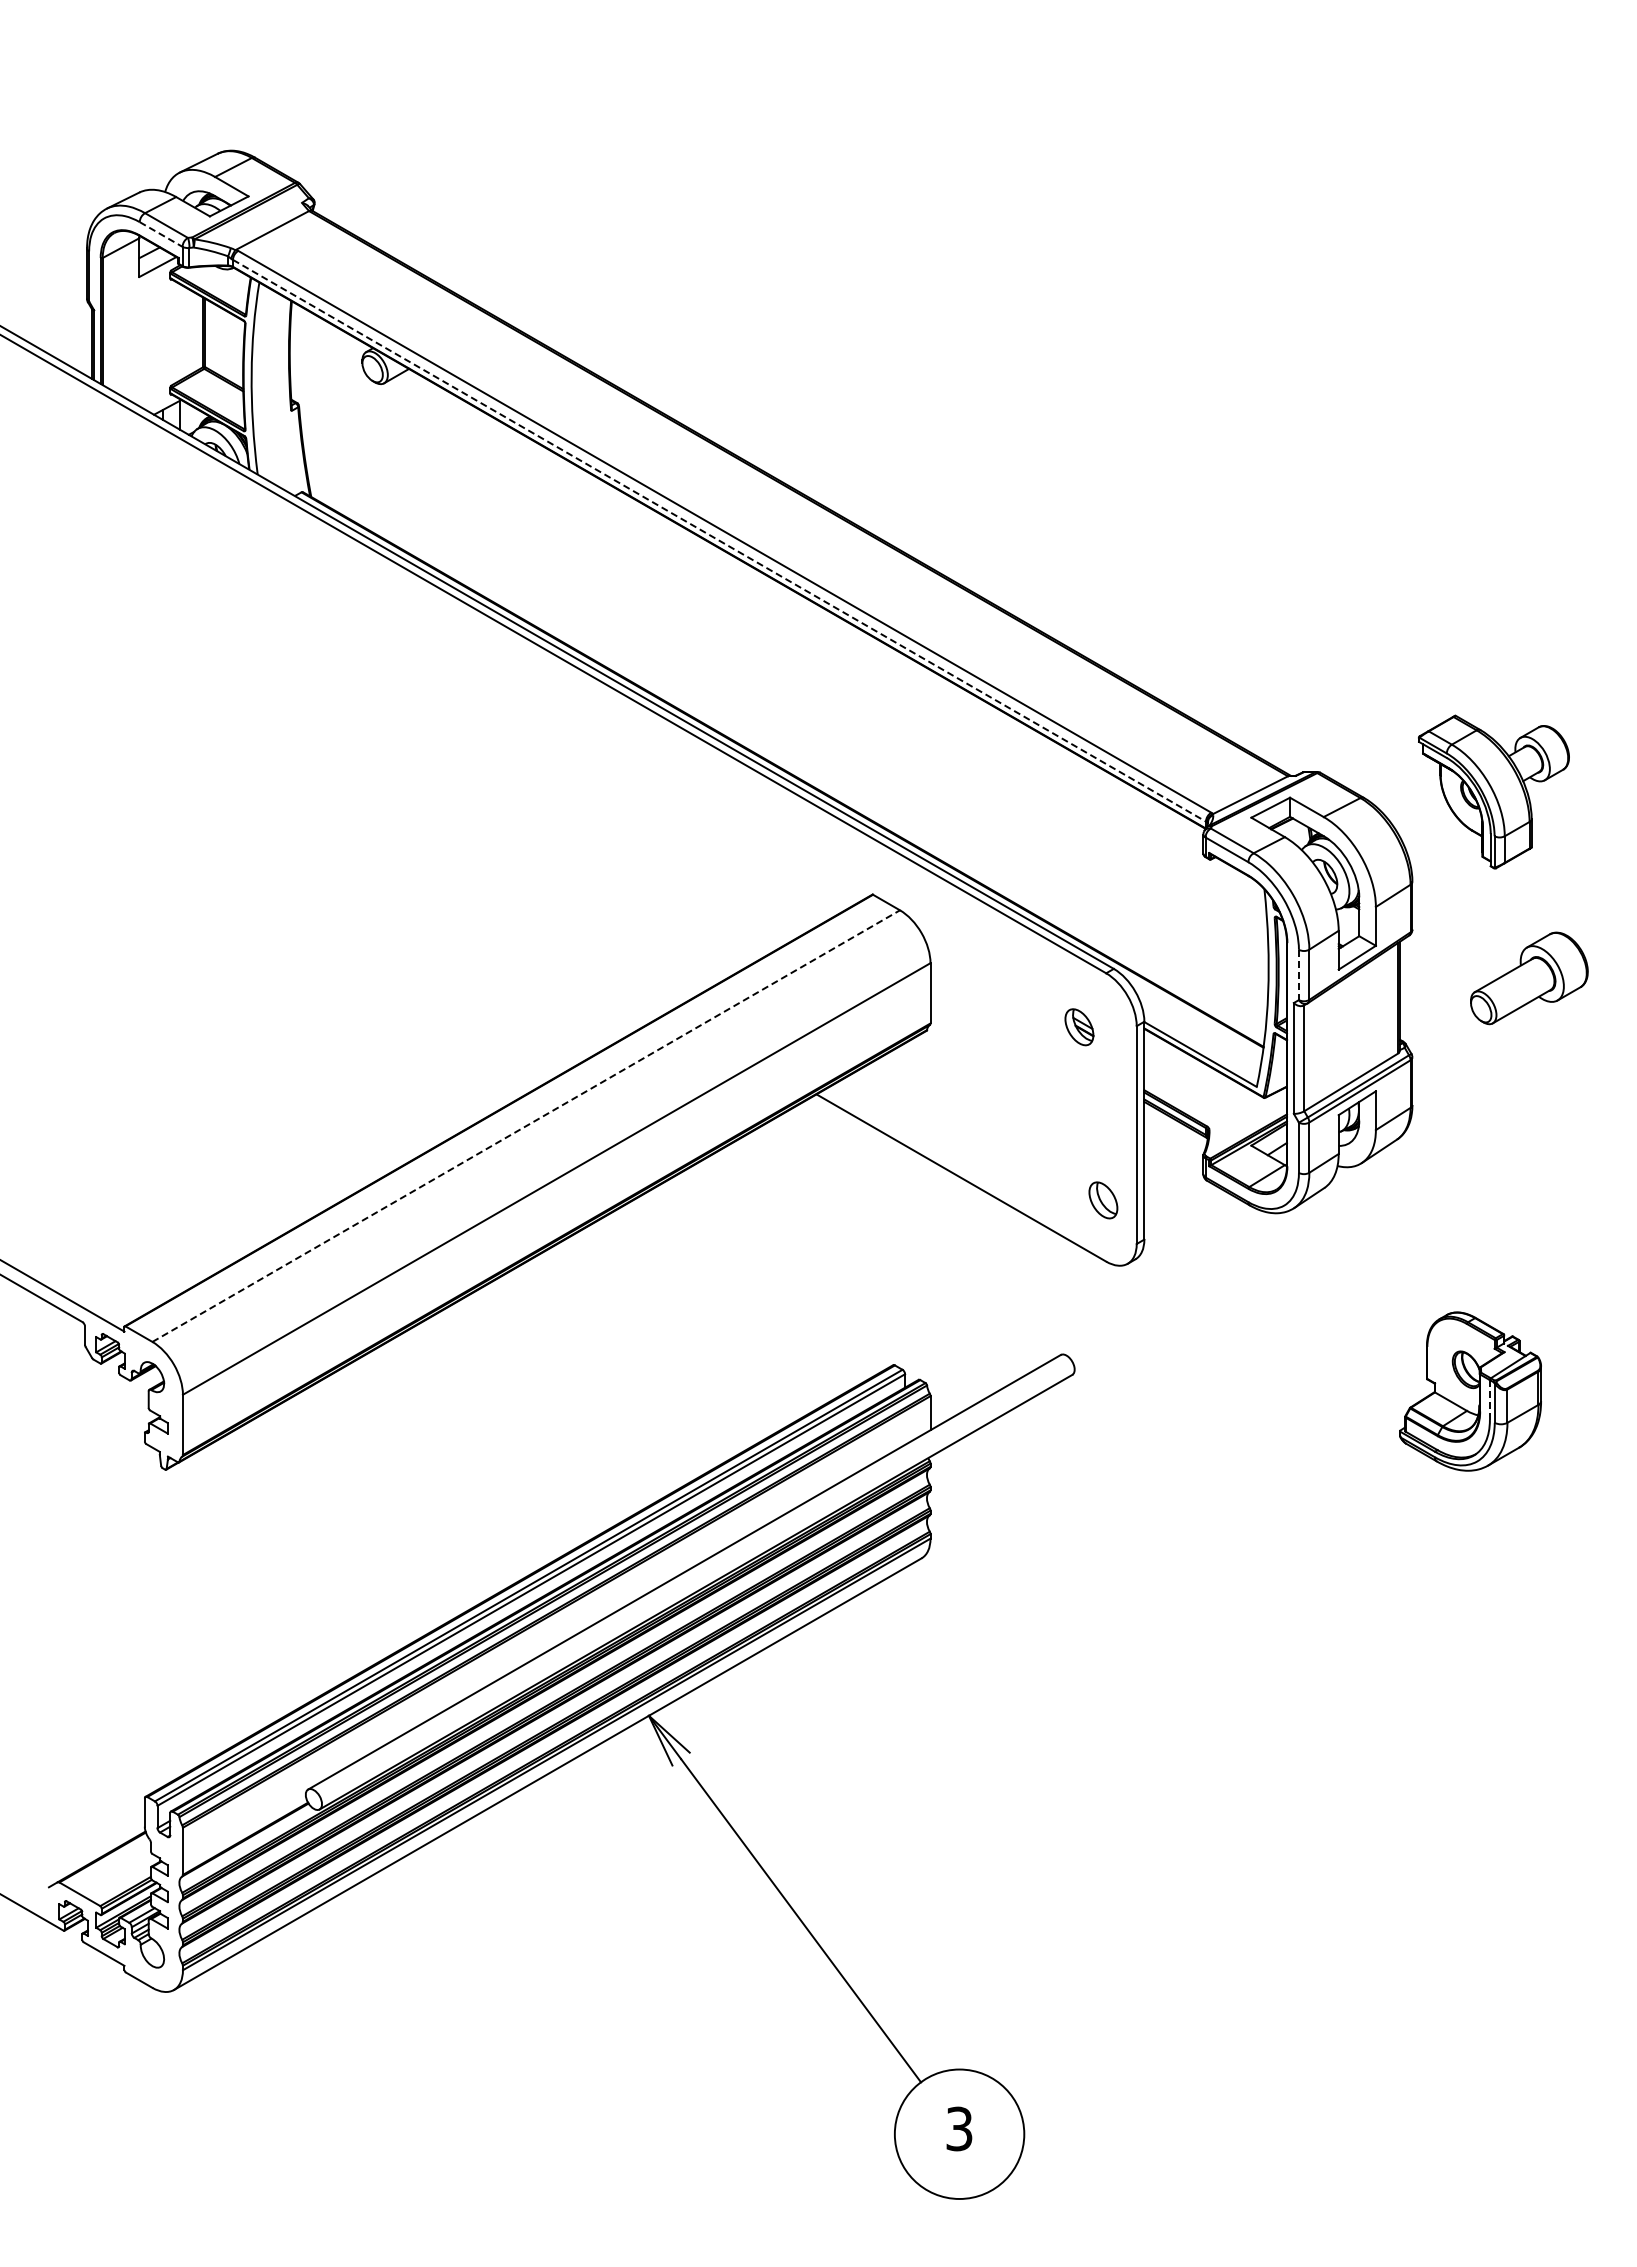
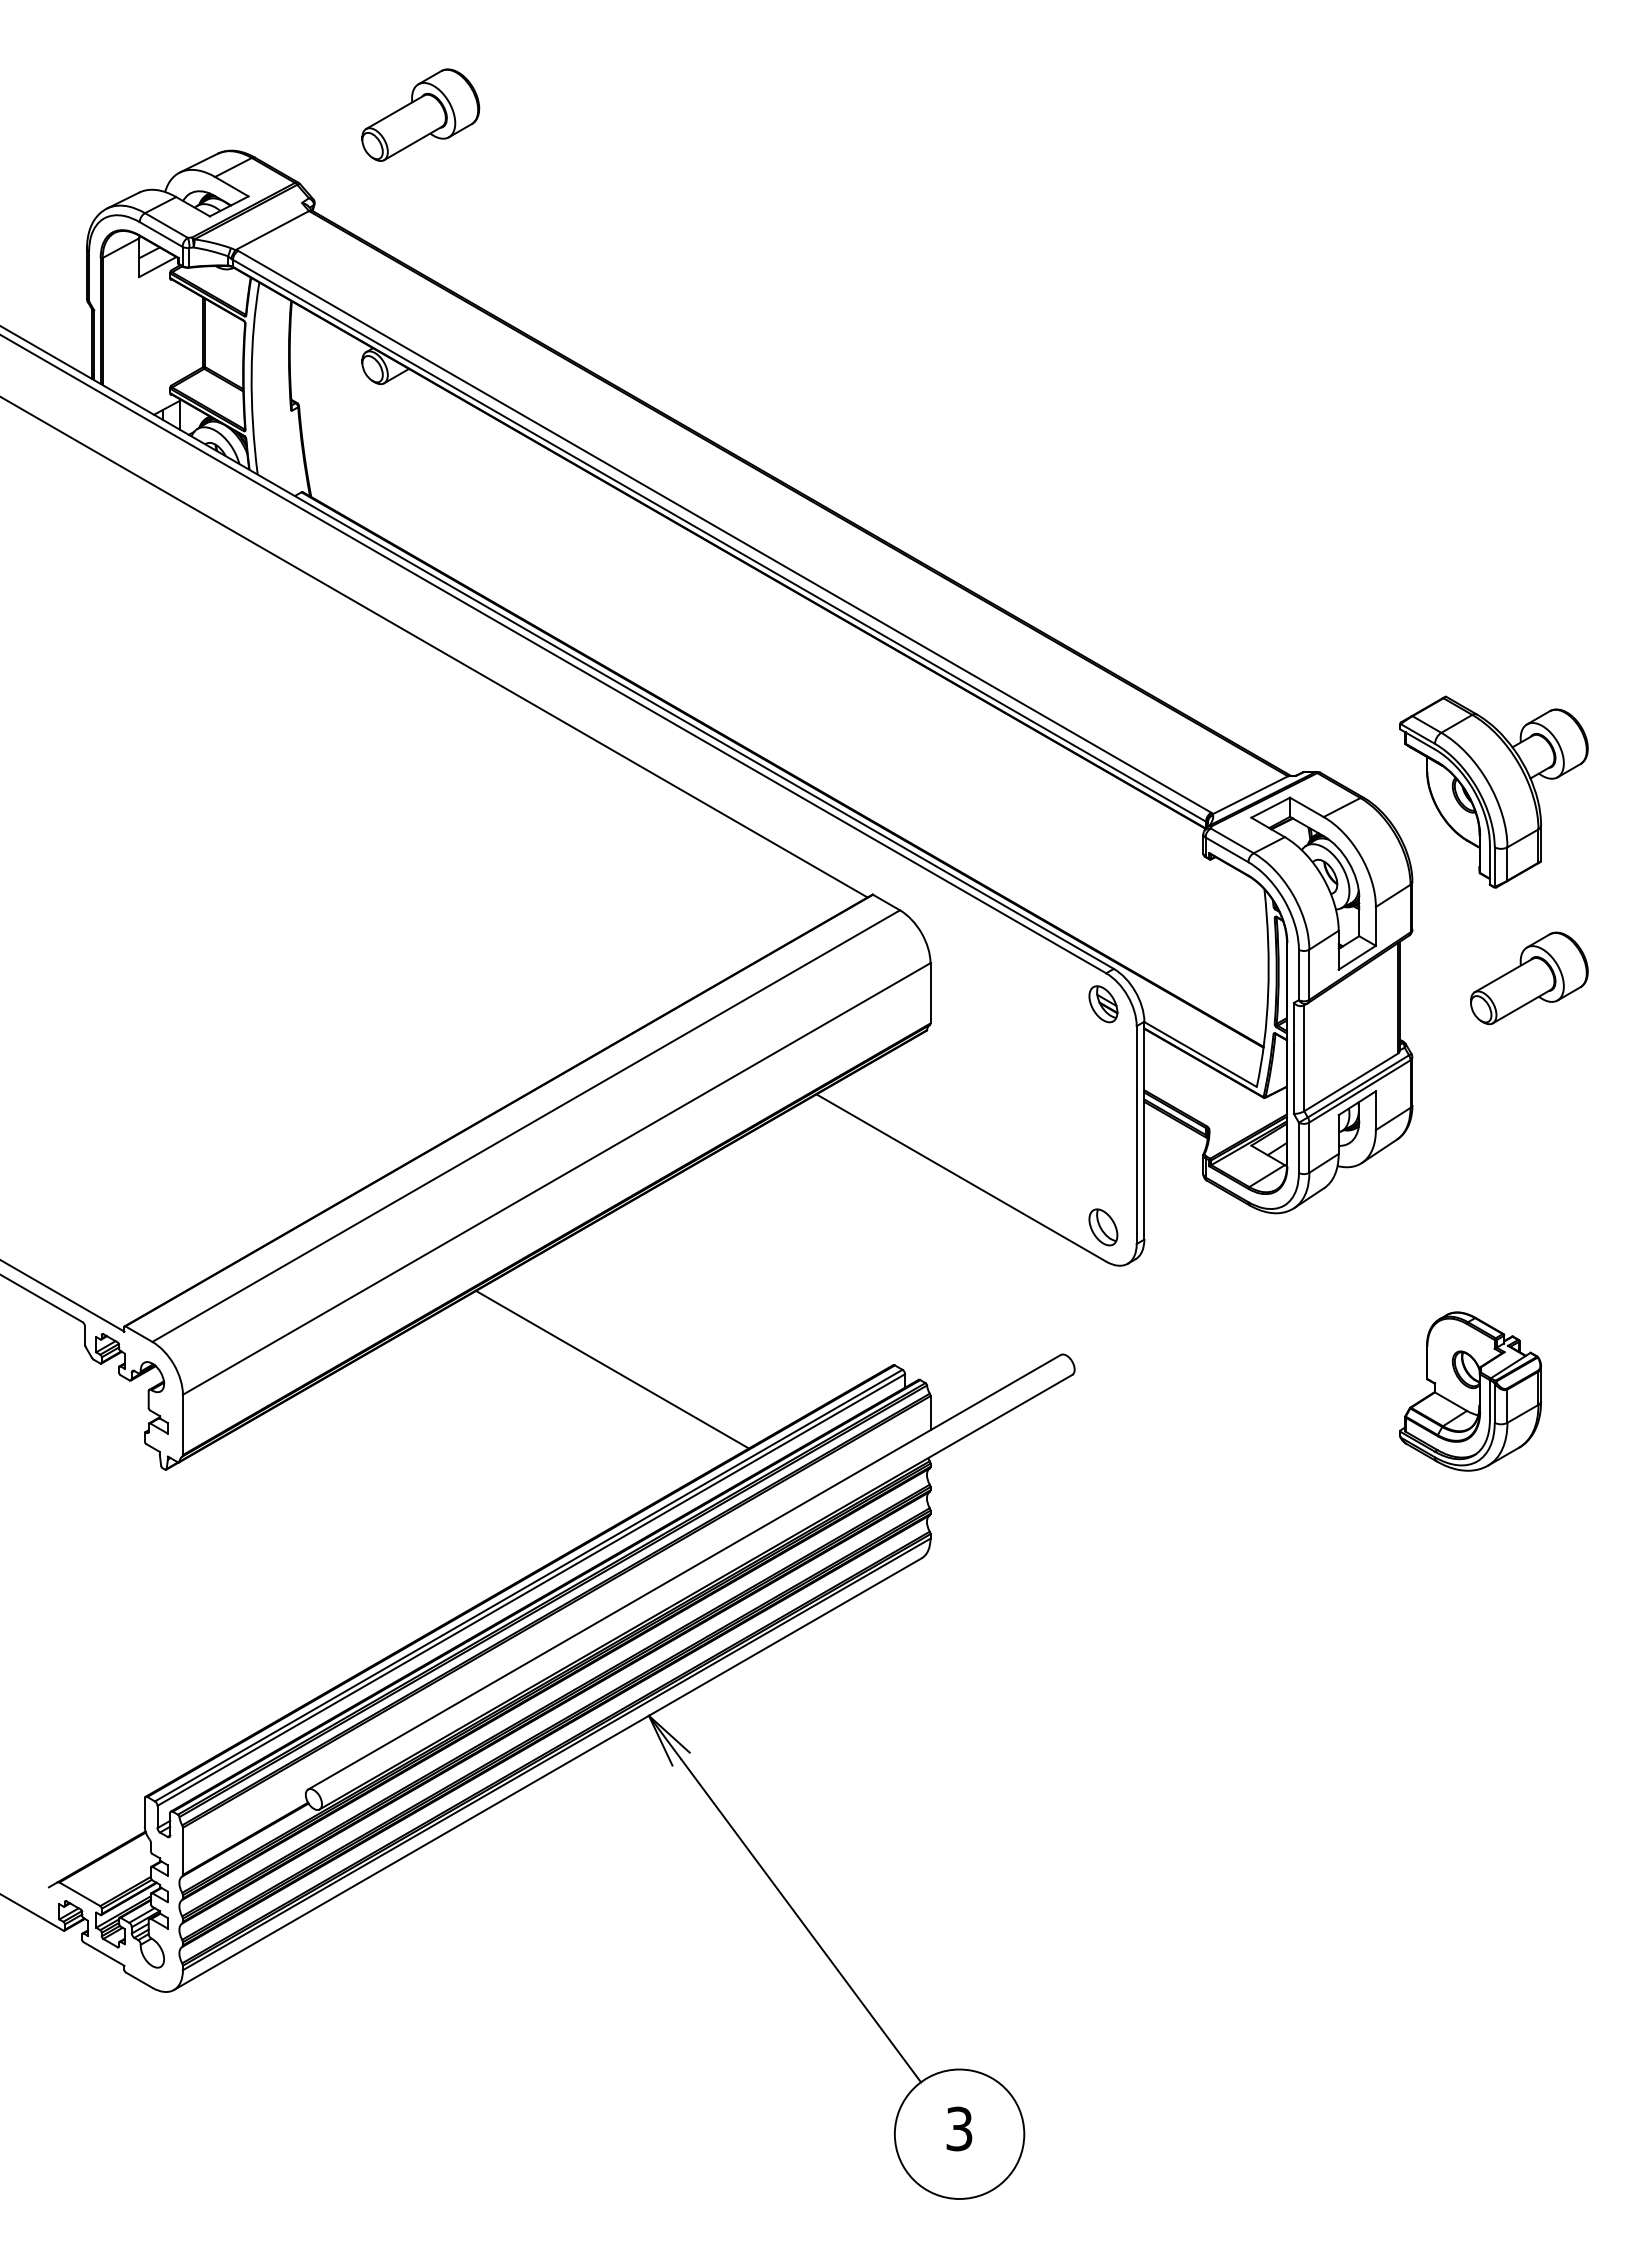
part: none -> present (420, 114)
line: dashed -> solid (161, 234)
line: dashed -> solid (719, 540)
line: none -> present (434, 647)
part size: 152x156 px -> 190x194 px (1493, 791)
line: dashed -> solid (1298, 975)
part position: (1079, 1027) -> (1103, 1004) (1103, 1004)
line: dashed -> solid (526, 1126)
part position: (1103, 1200) -> (1103, 1227) (1103, 1227)
line: none -> present (612, 1369)
line: dashed -> solid (1489, 1400)
